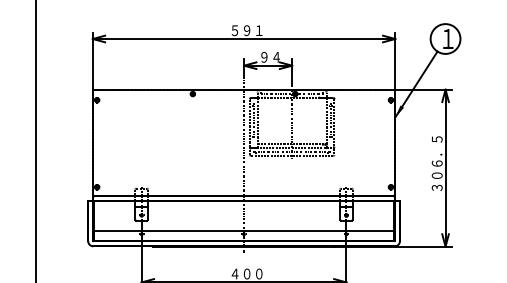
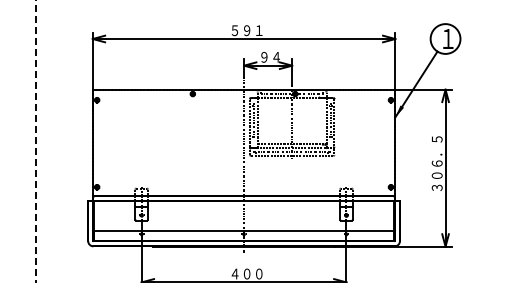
line: solid -> dashed (36, 142)
